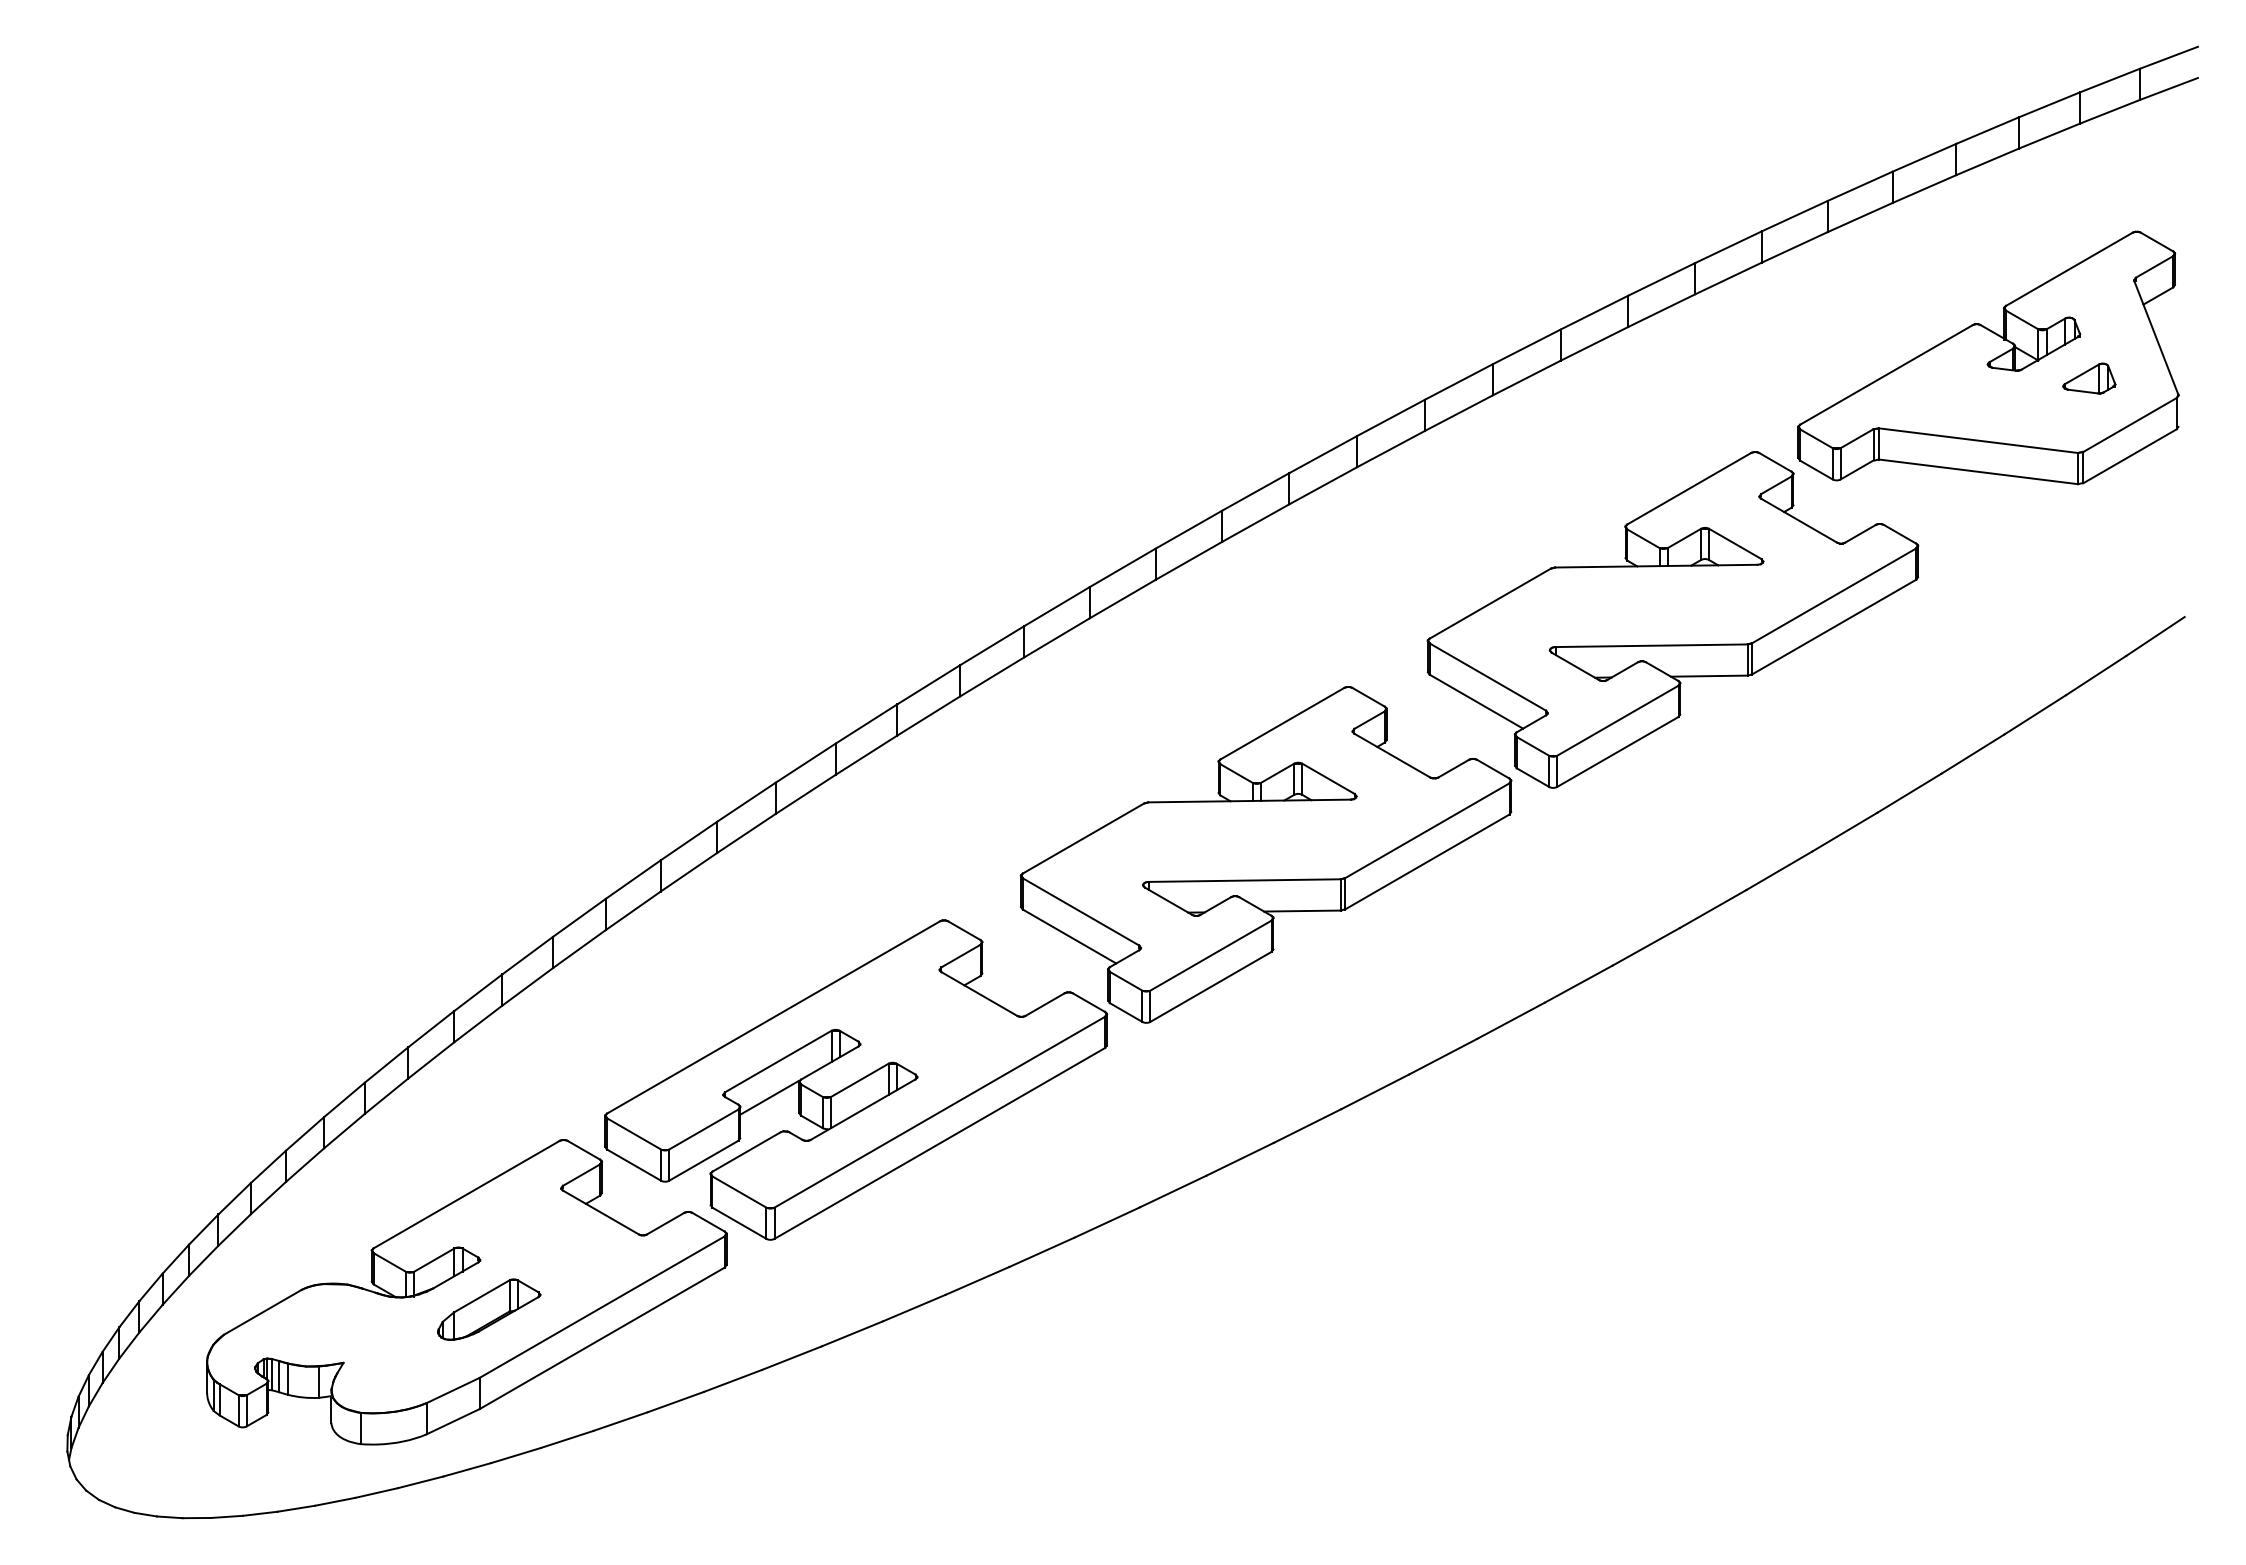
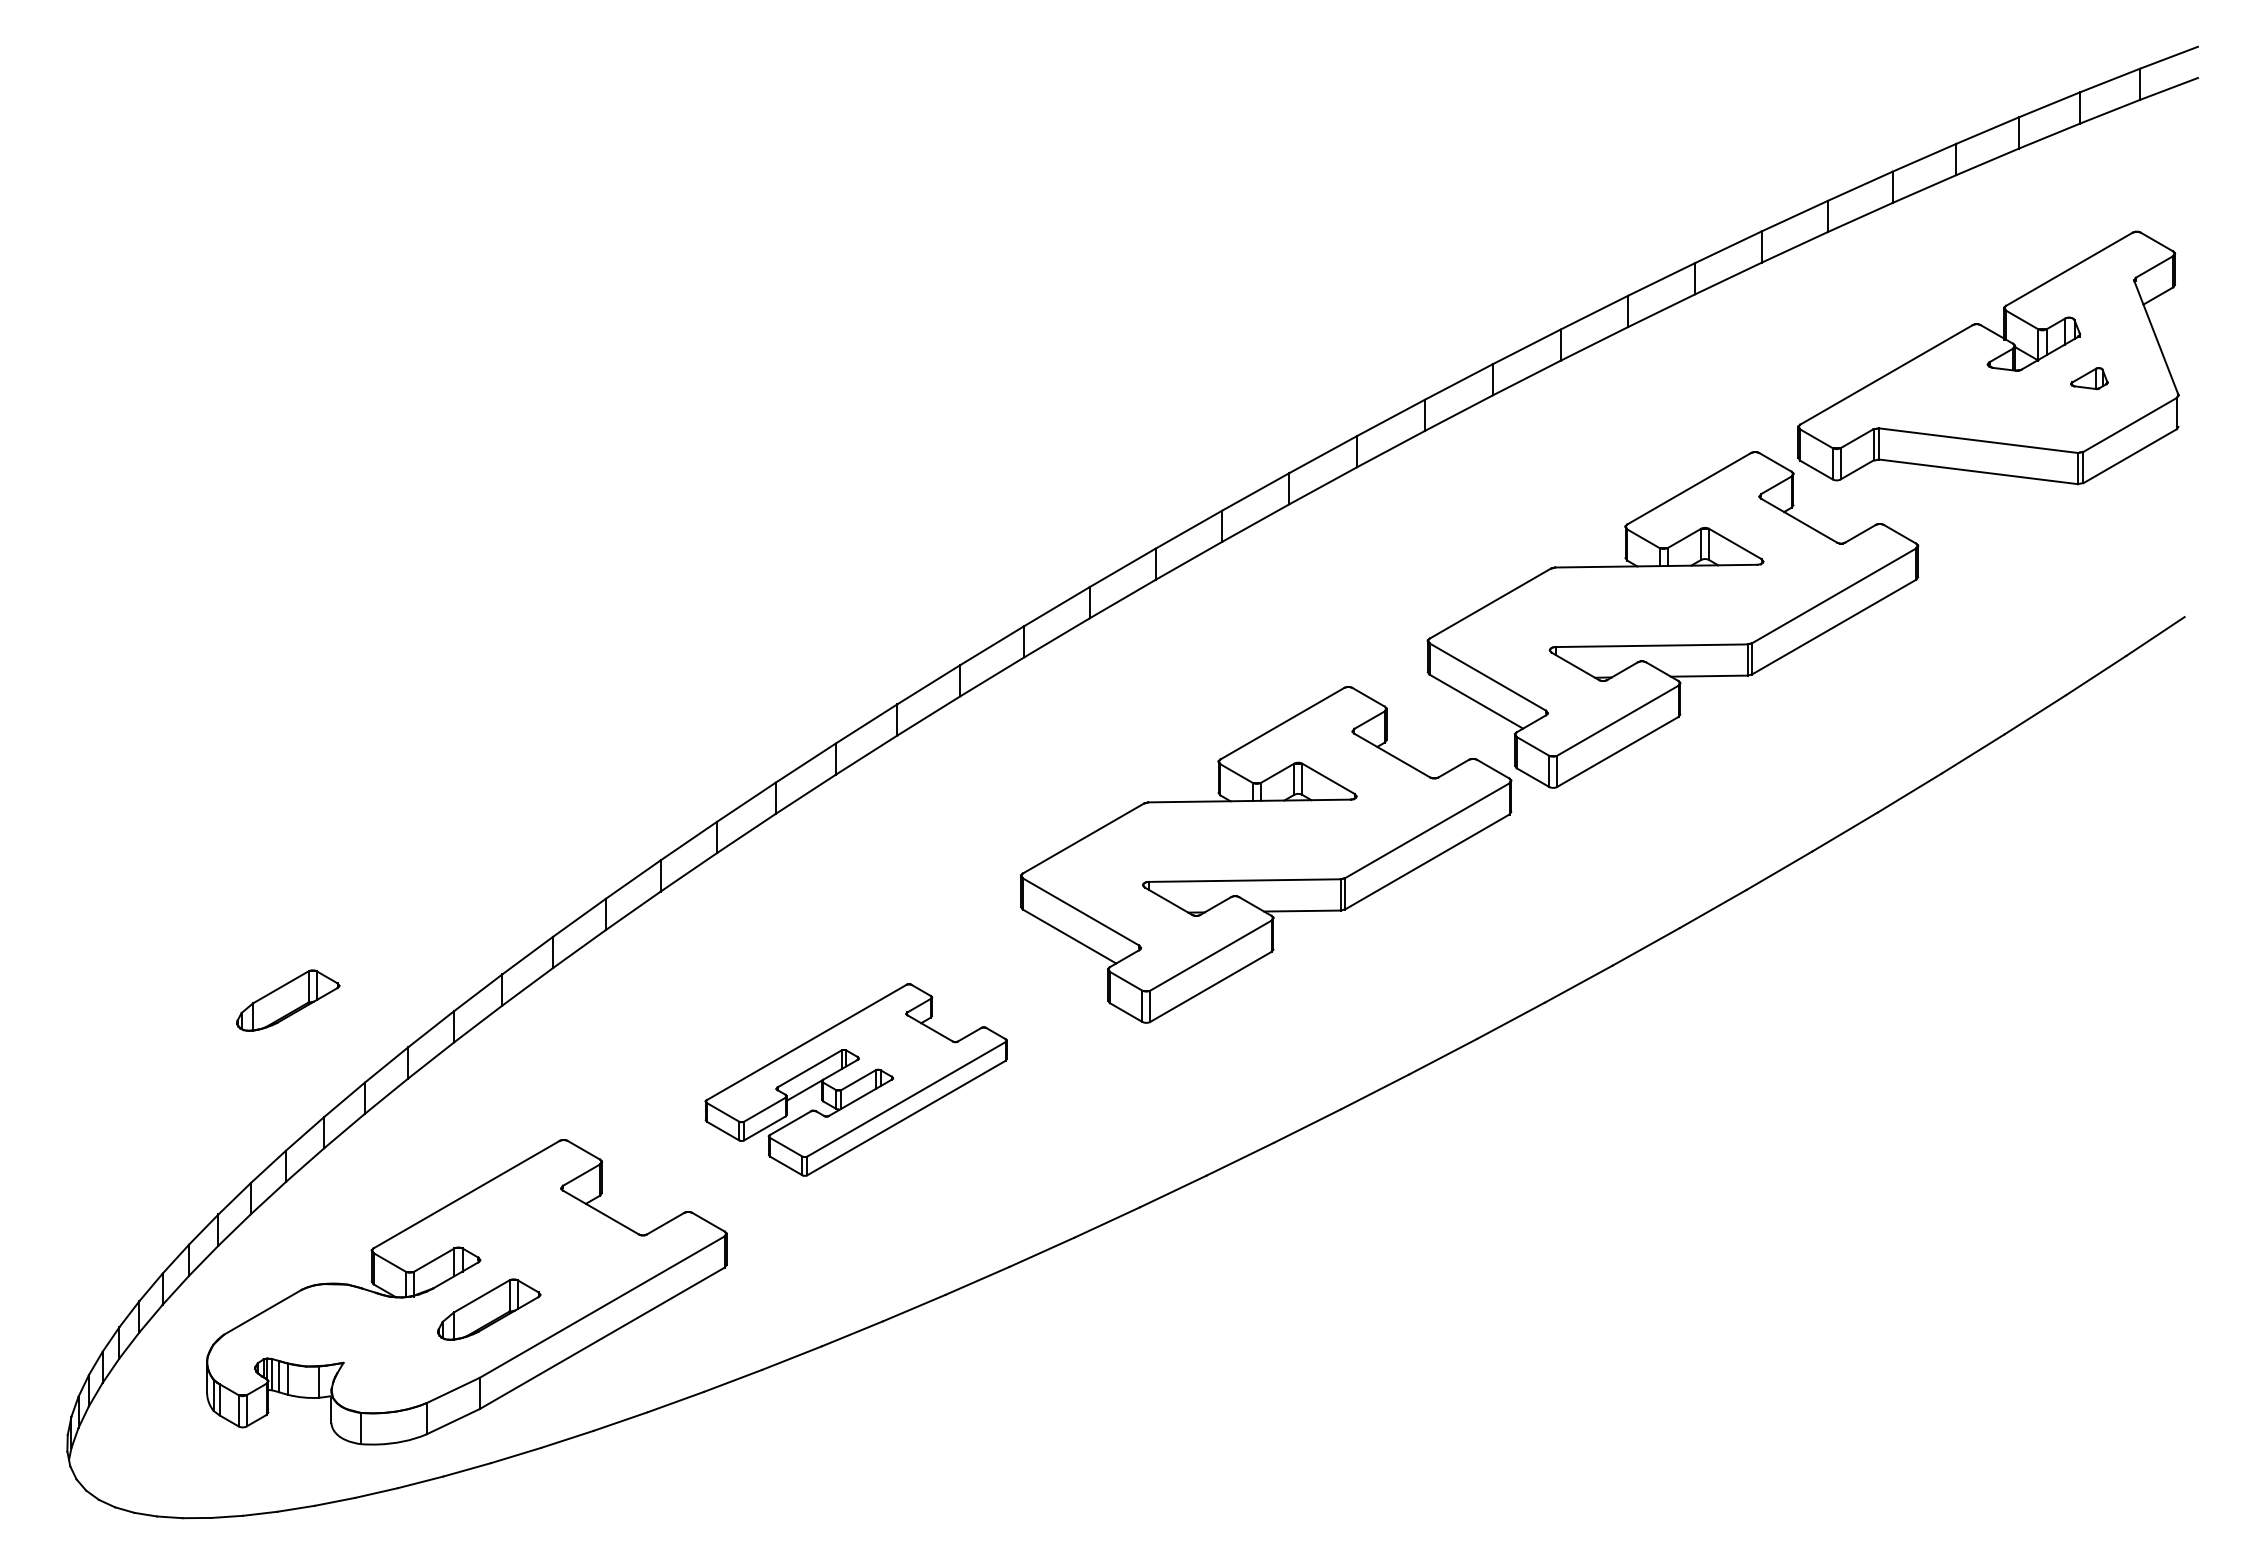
part size: 55x33 px -> 39x24 px (2089, 378)
part: none -> present (288, 1000)
part size: 505x322 px -> 304x194 px (855, 1079)
